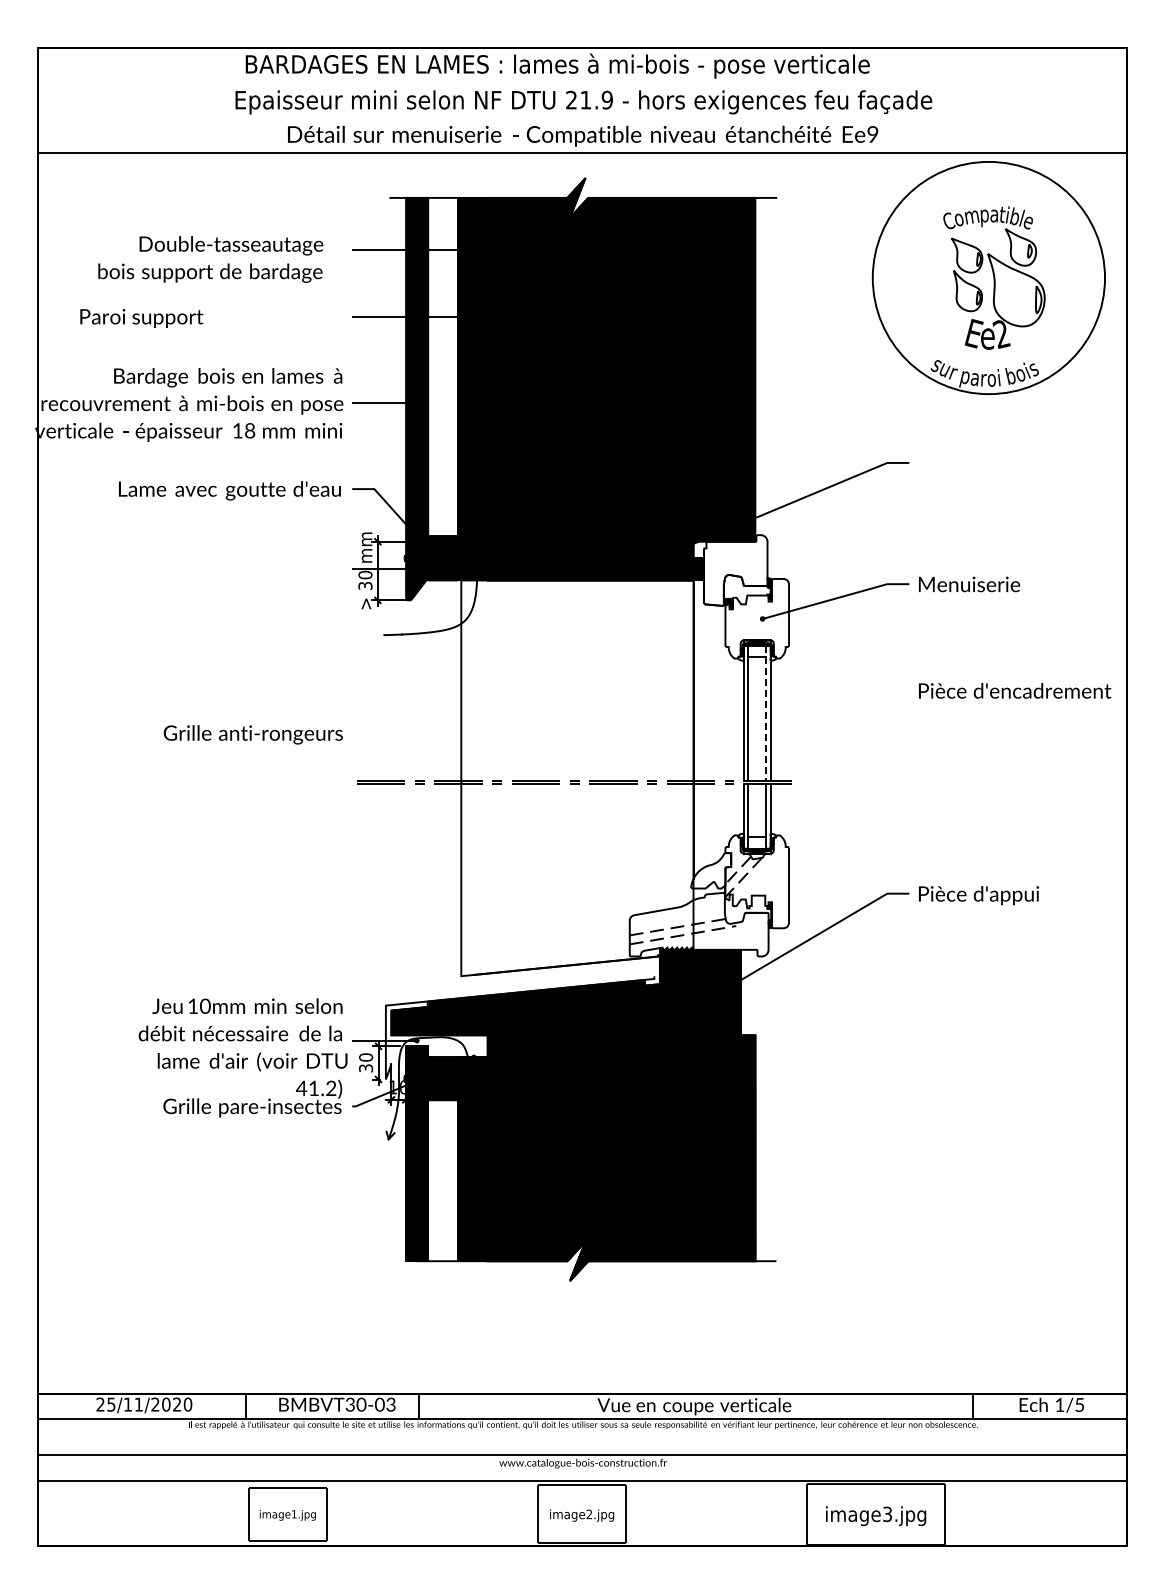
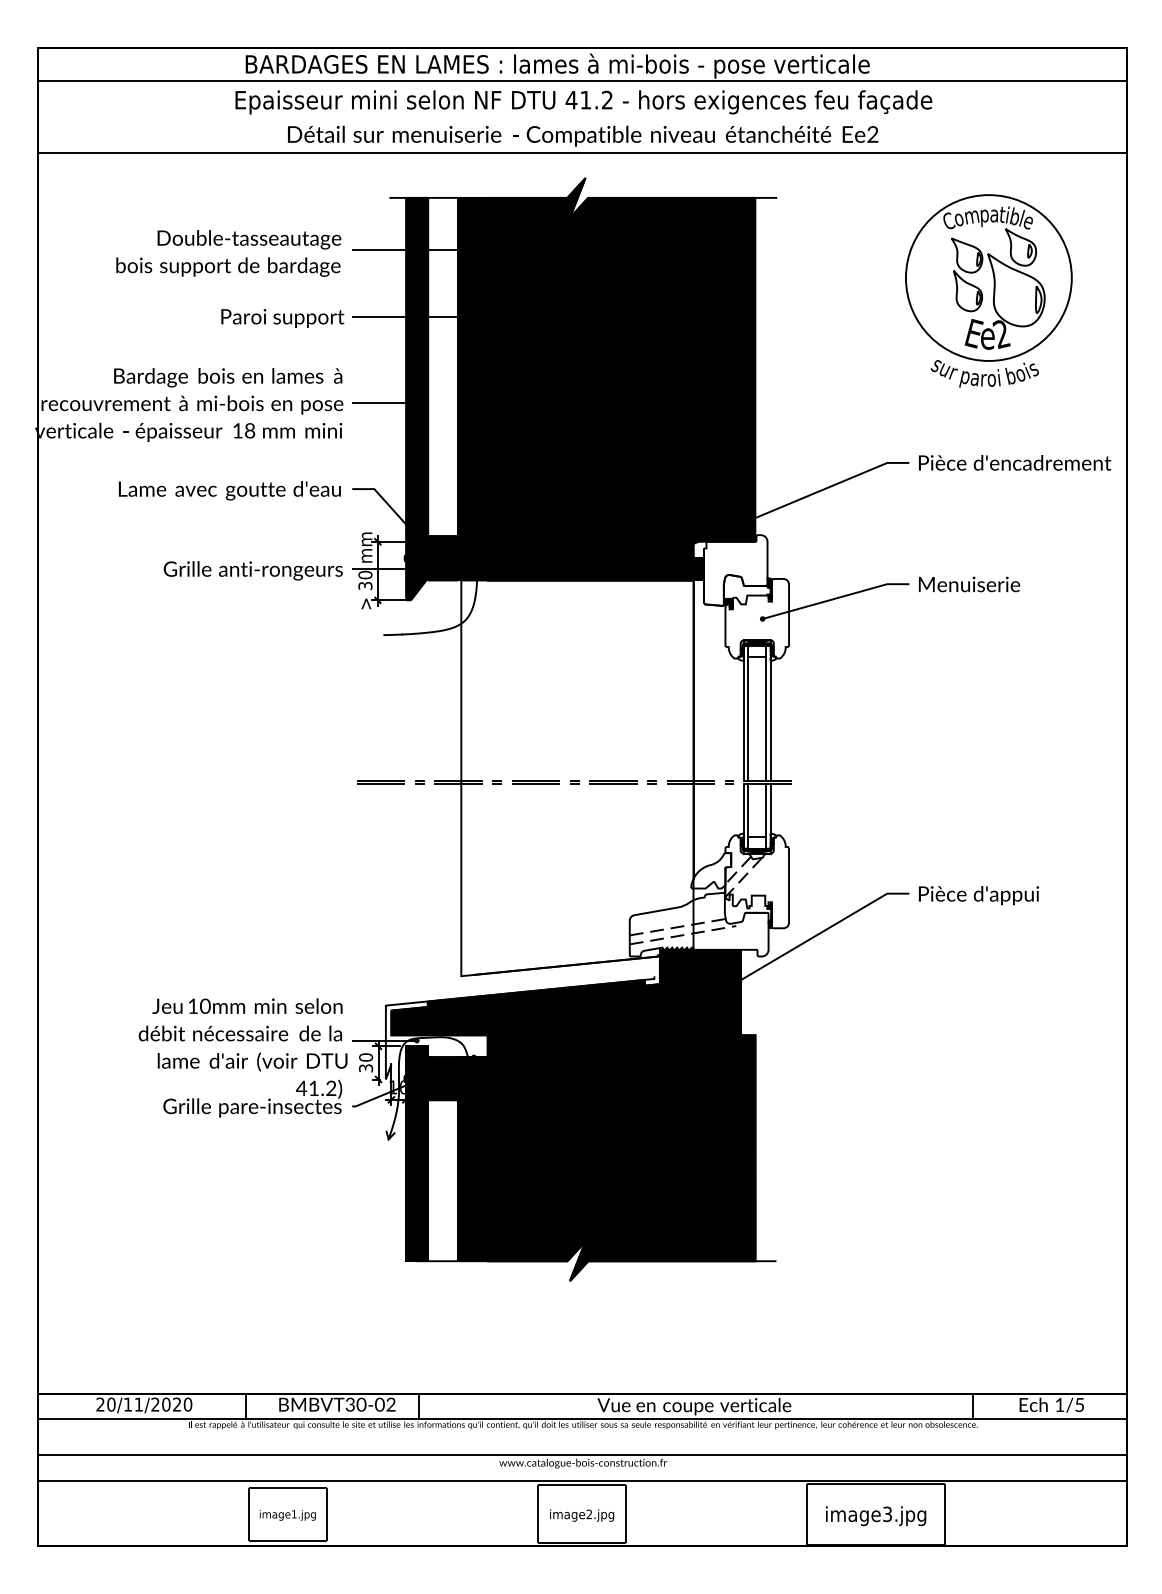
line: none -> present (582, 80)
text: 21.9 -> 41.2 (588, 99)
text: Ee9 -> Ee2 (872, 134)
text position: (210, 259) -> (228, 253) (228, 253)
circle diameter: 232 px -> 166 px (988, 277)
text position: (141, 318) -> (282, 318) (282, 318)
text position: (1015, 690) -> (1015, 462) (1015, 462)
line: dashed -> solid (766, 713)
text position: (252, 734) -> (252, 570) (252, 570)
text: 25/11/2020 -> 20/11/2020 (111, 1404)
text: \c16711848;BMBVT30-03 -> \c16711848;BMBVT30-02 (390, 1406)
